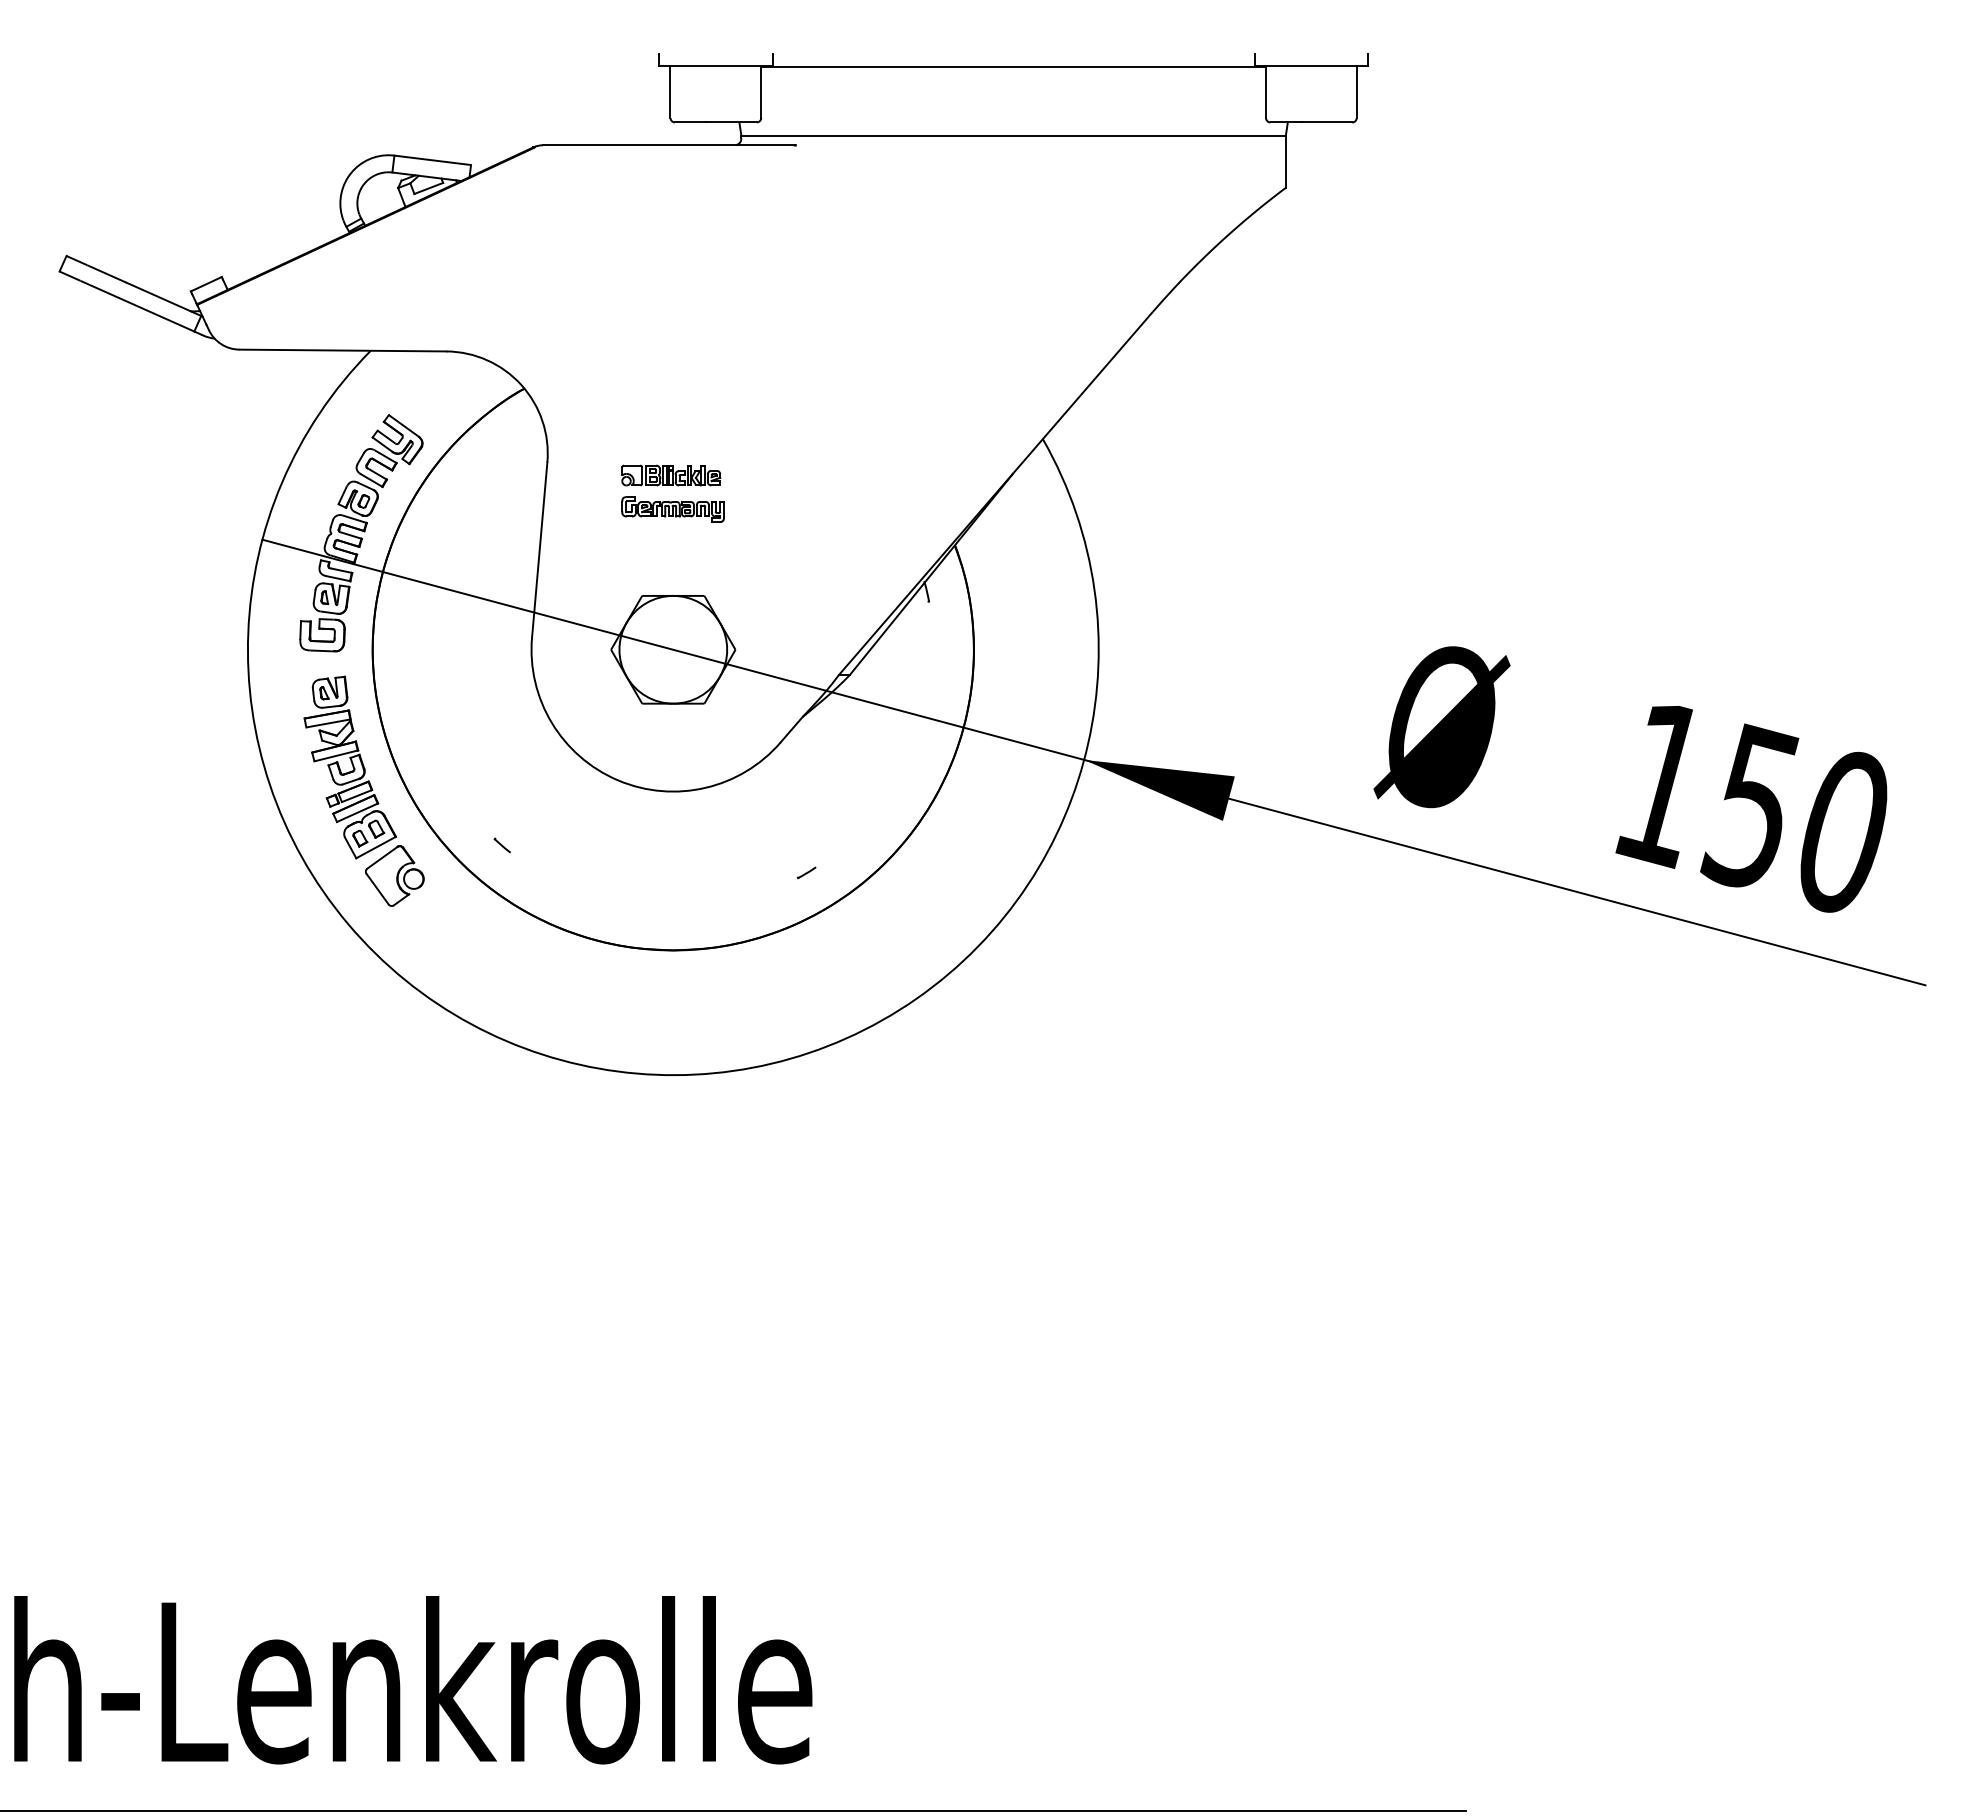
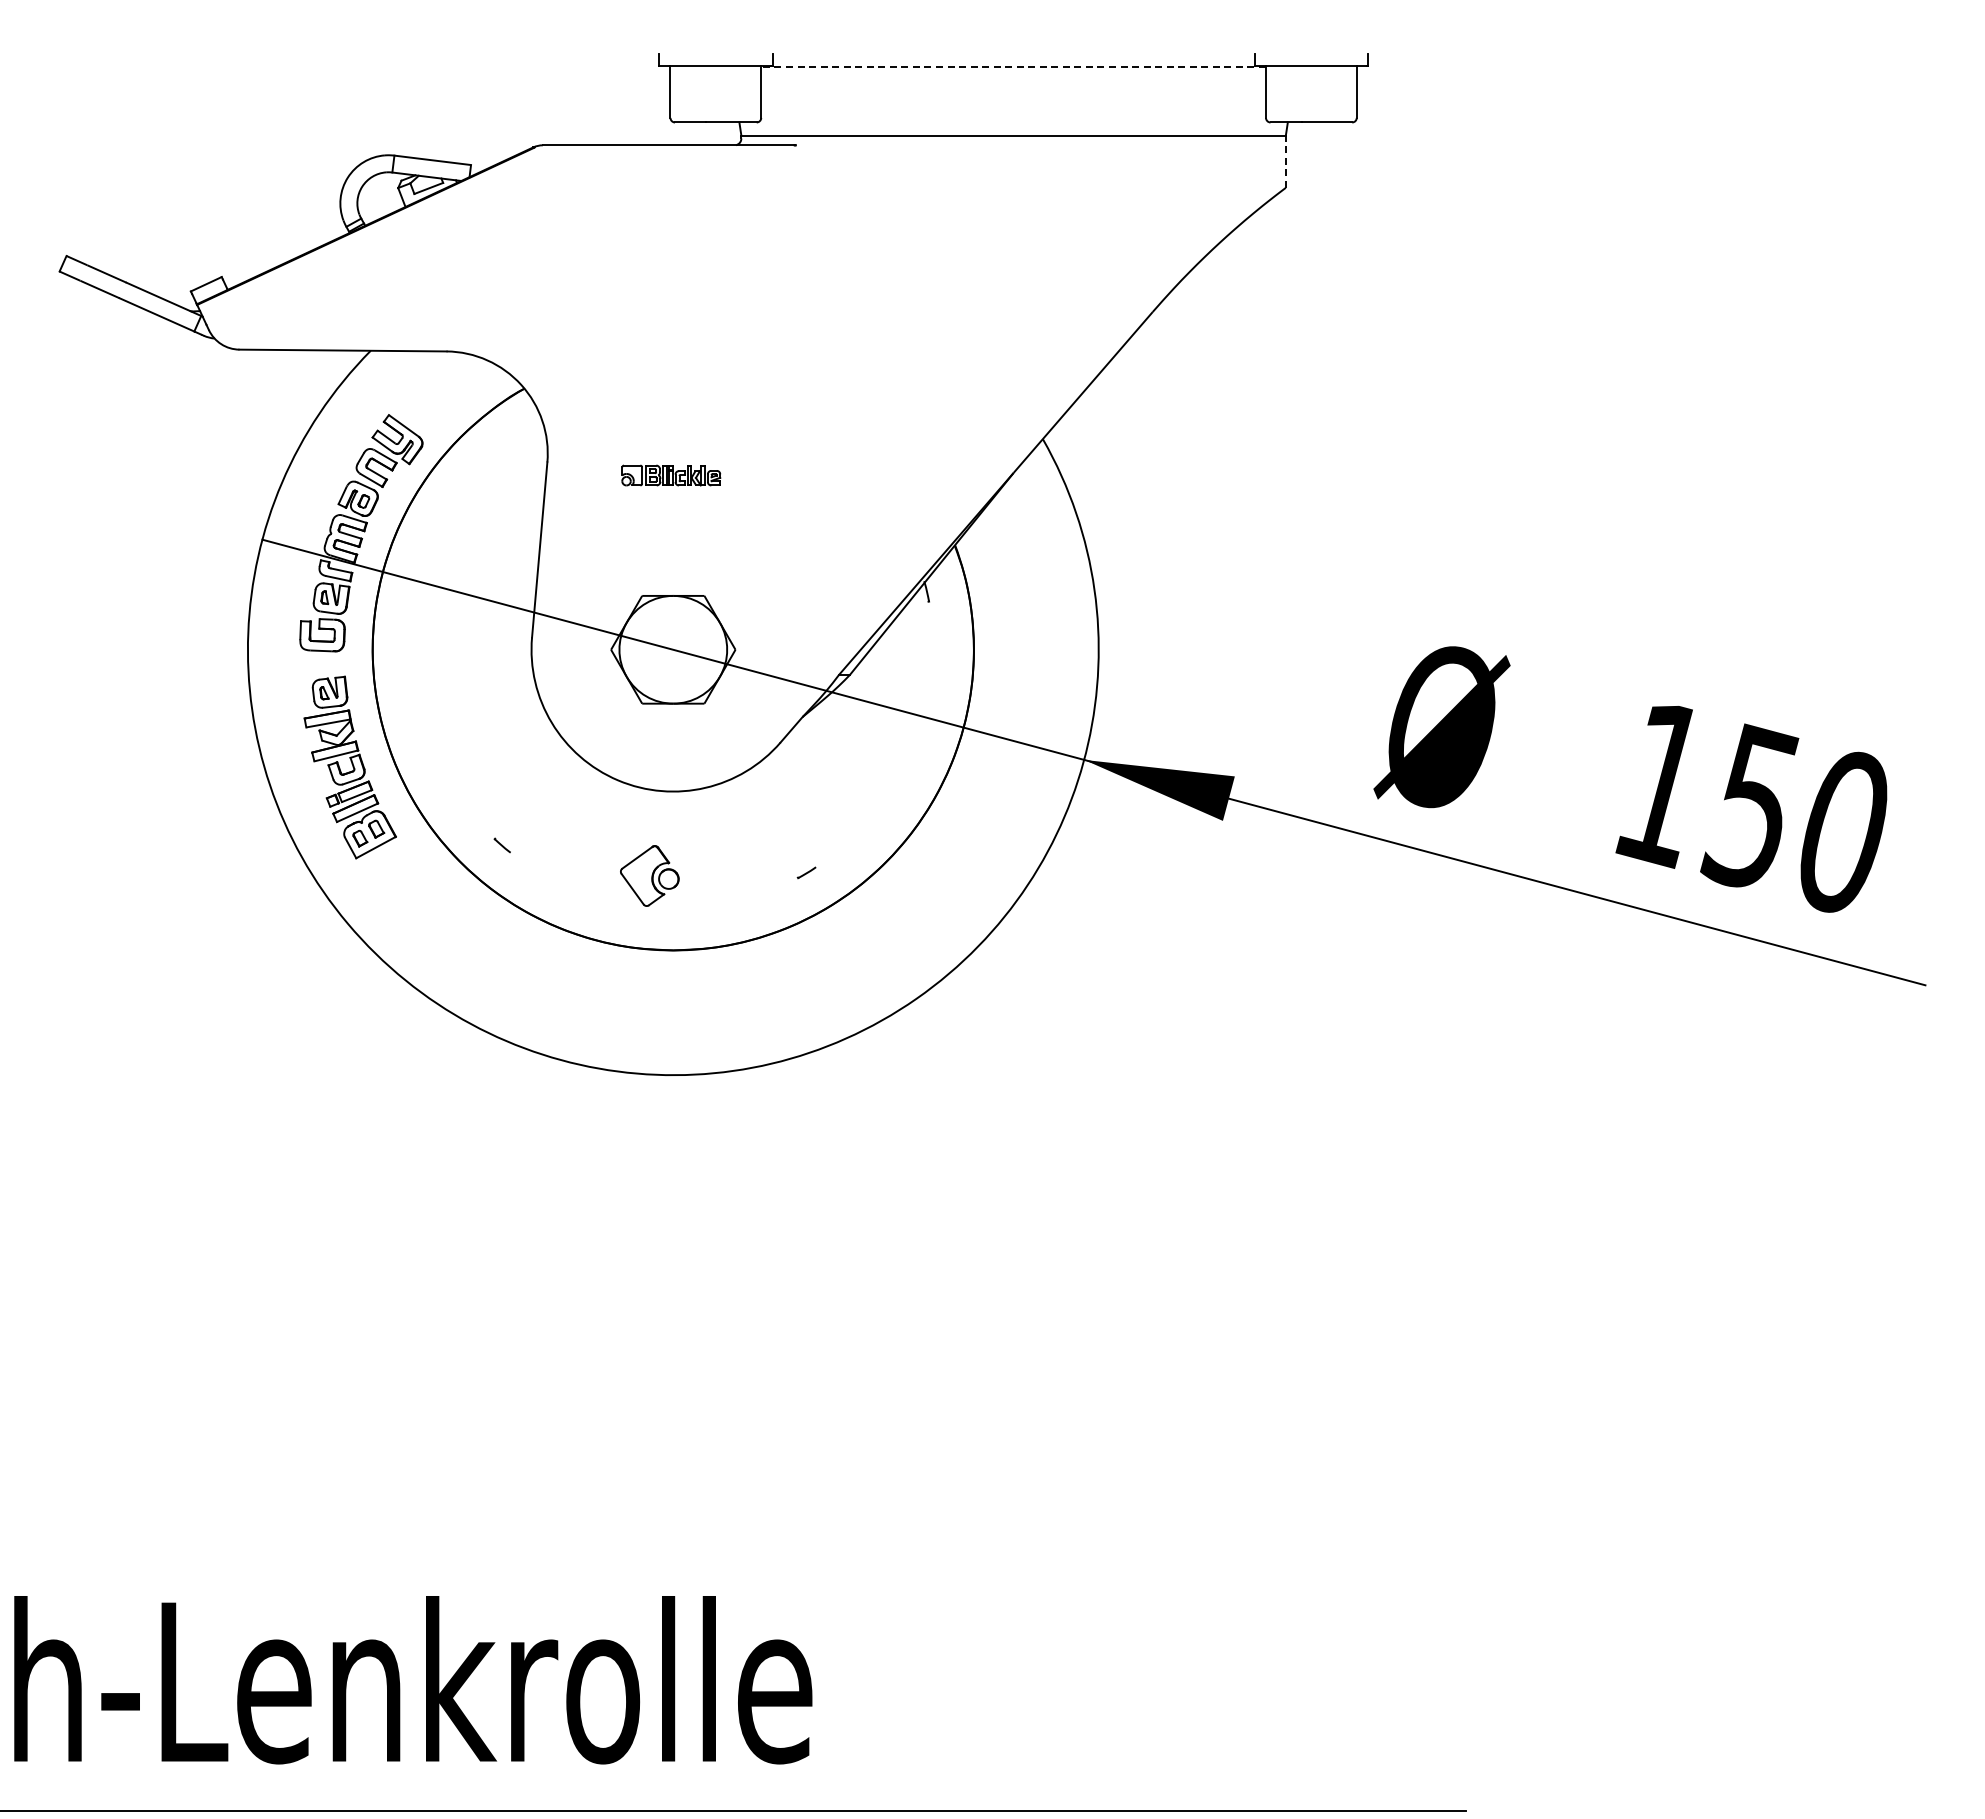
line: solid -> dashed (1013, 67)
line: solid -> dashed (1285, 161)
part: present -> none (672, 509)
part position: (394, 875) -> (649, 875) (649, 875)
